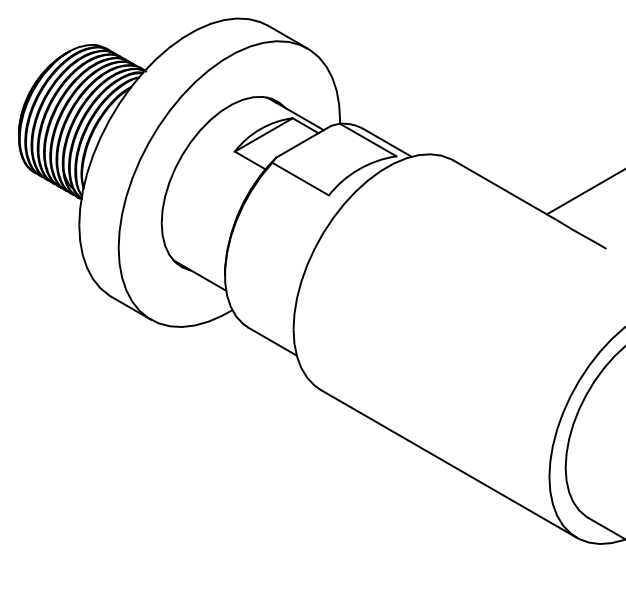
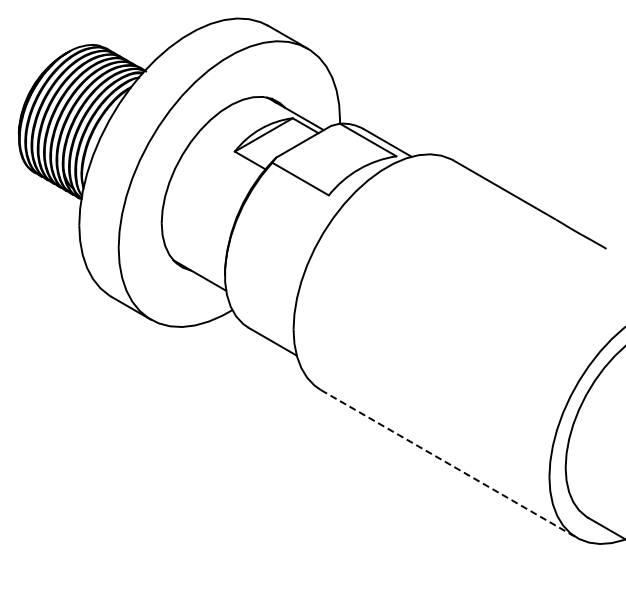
line: present -> none (584, 192)
line: solid -> dashed (448, 463)
